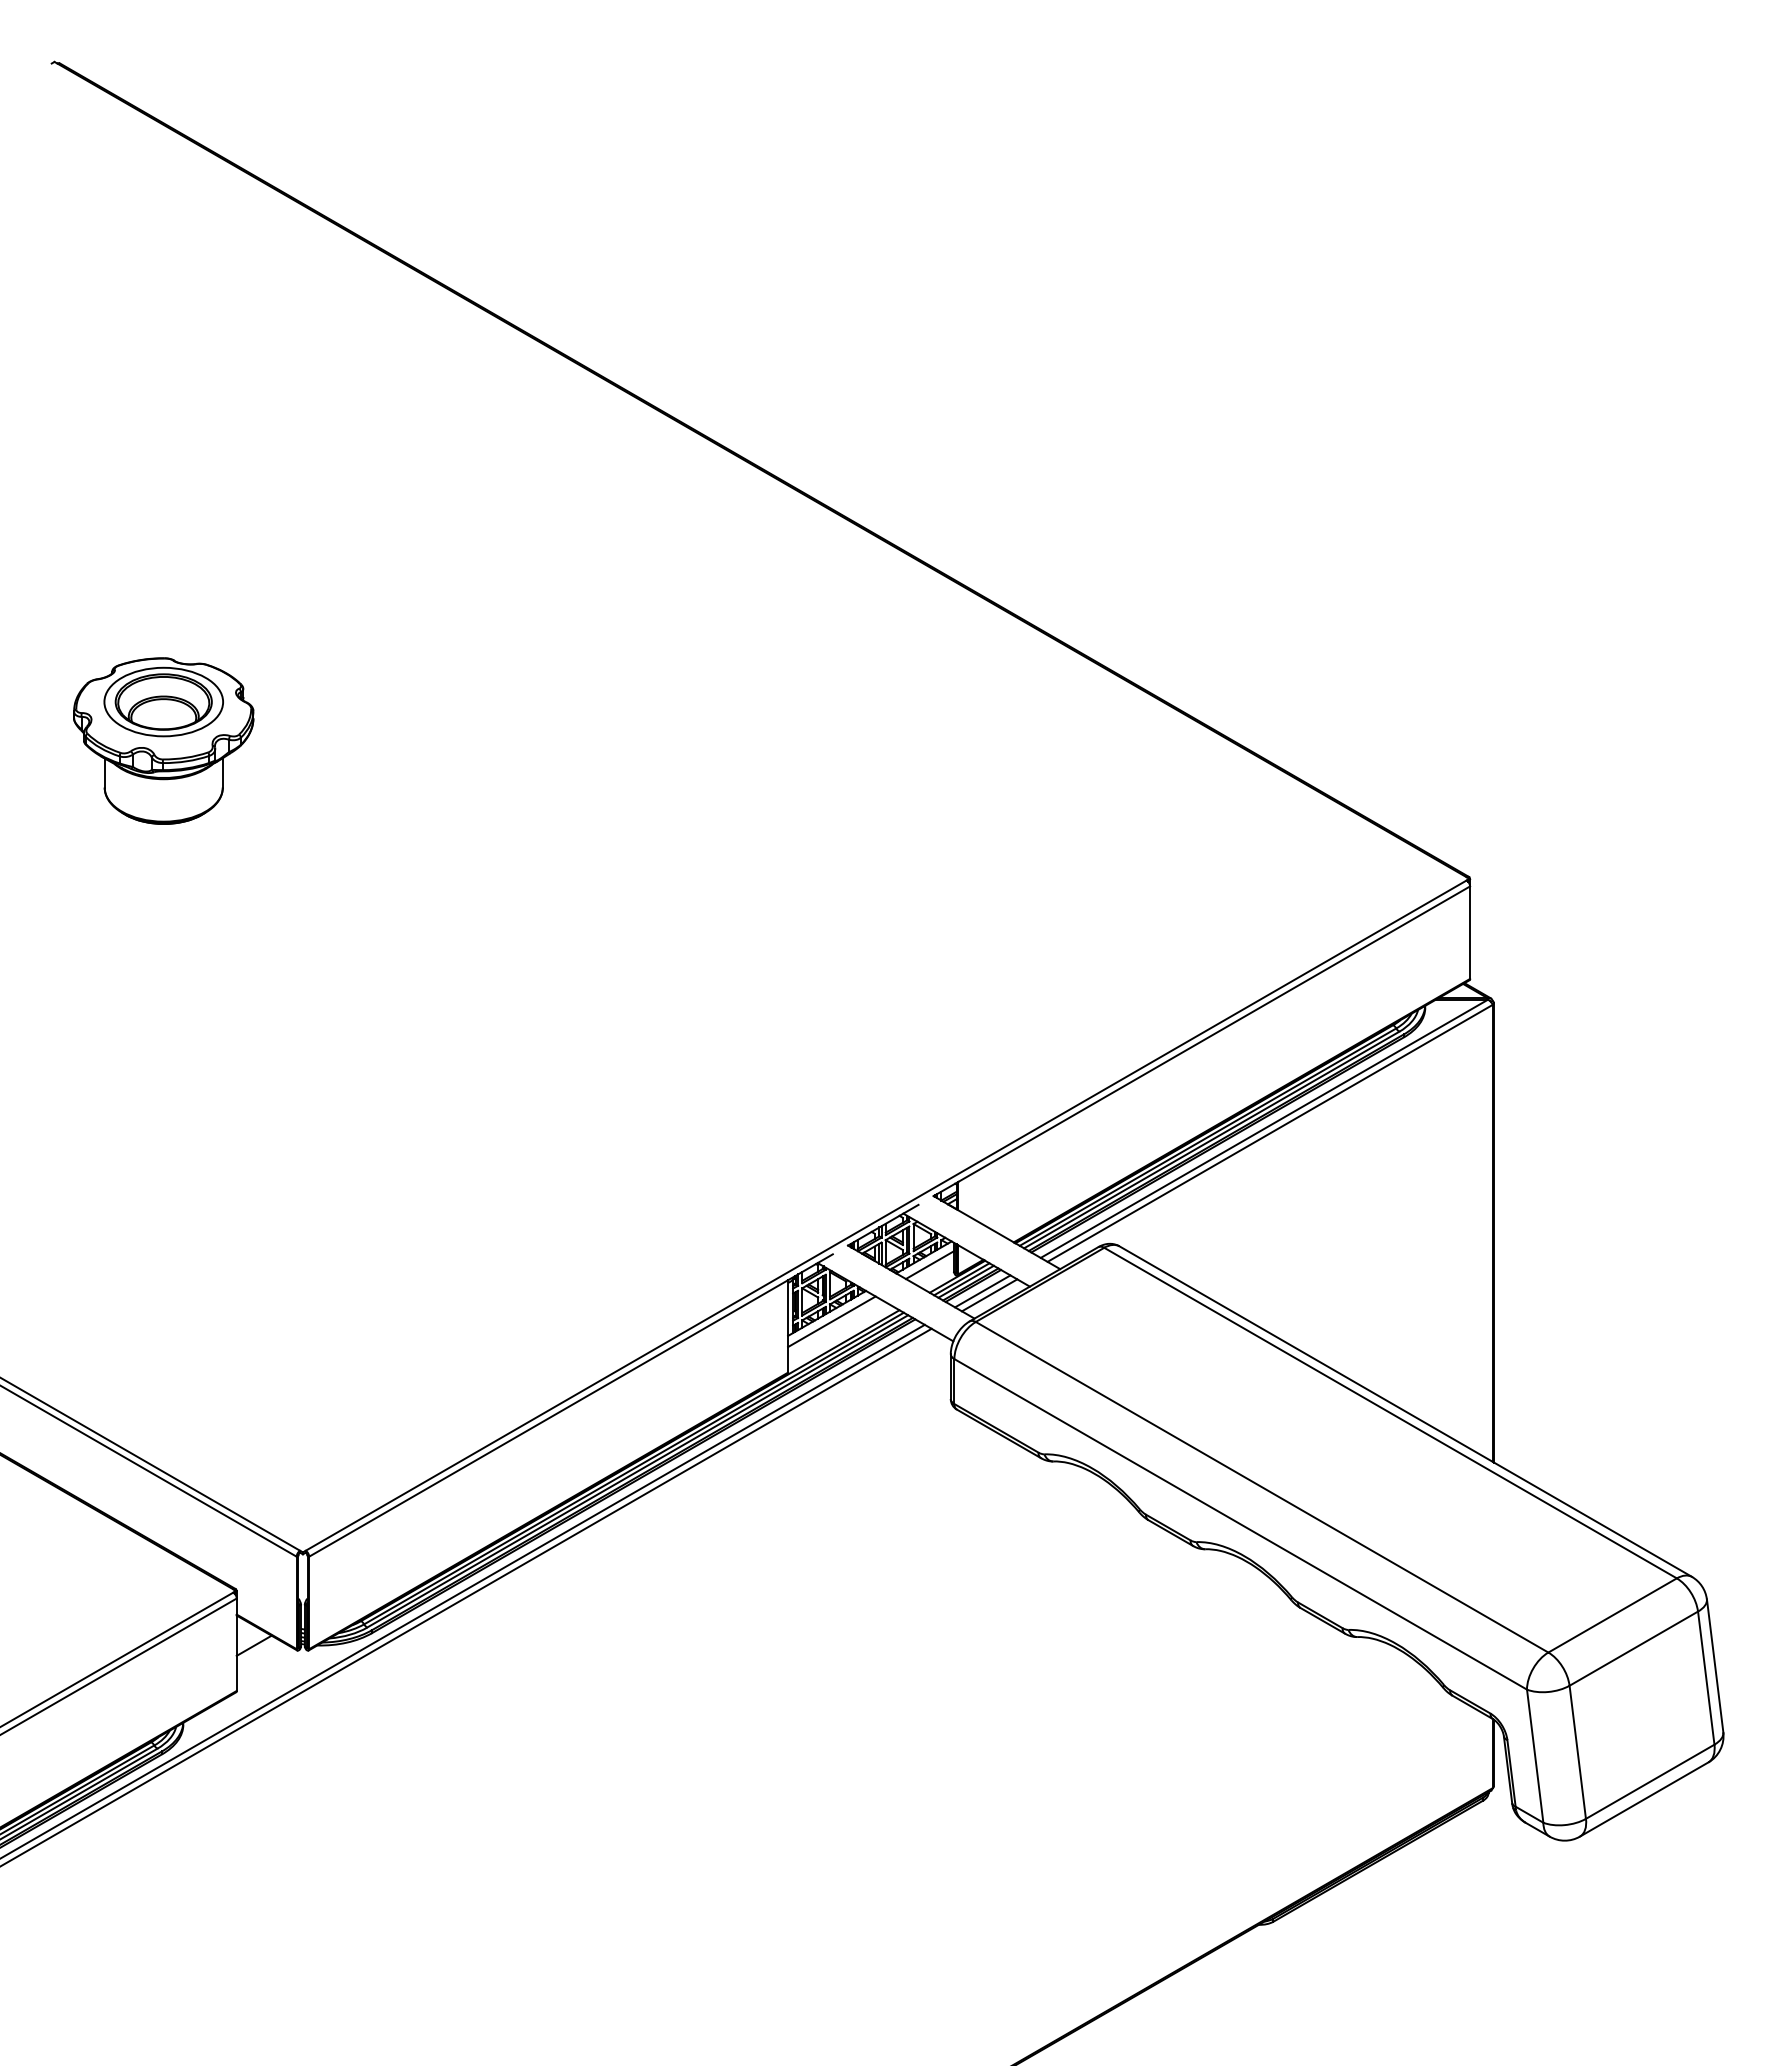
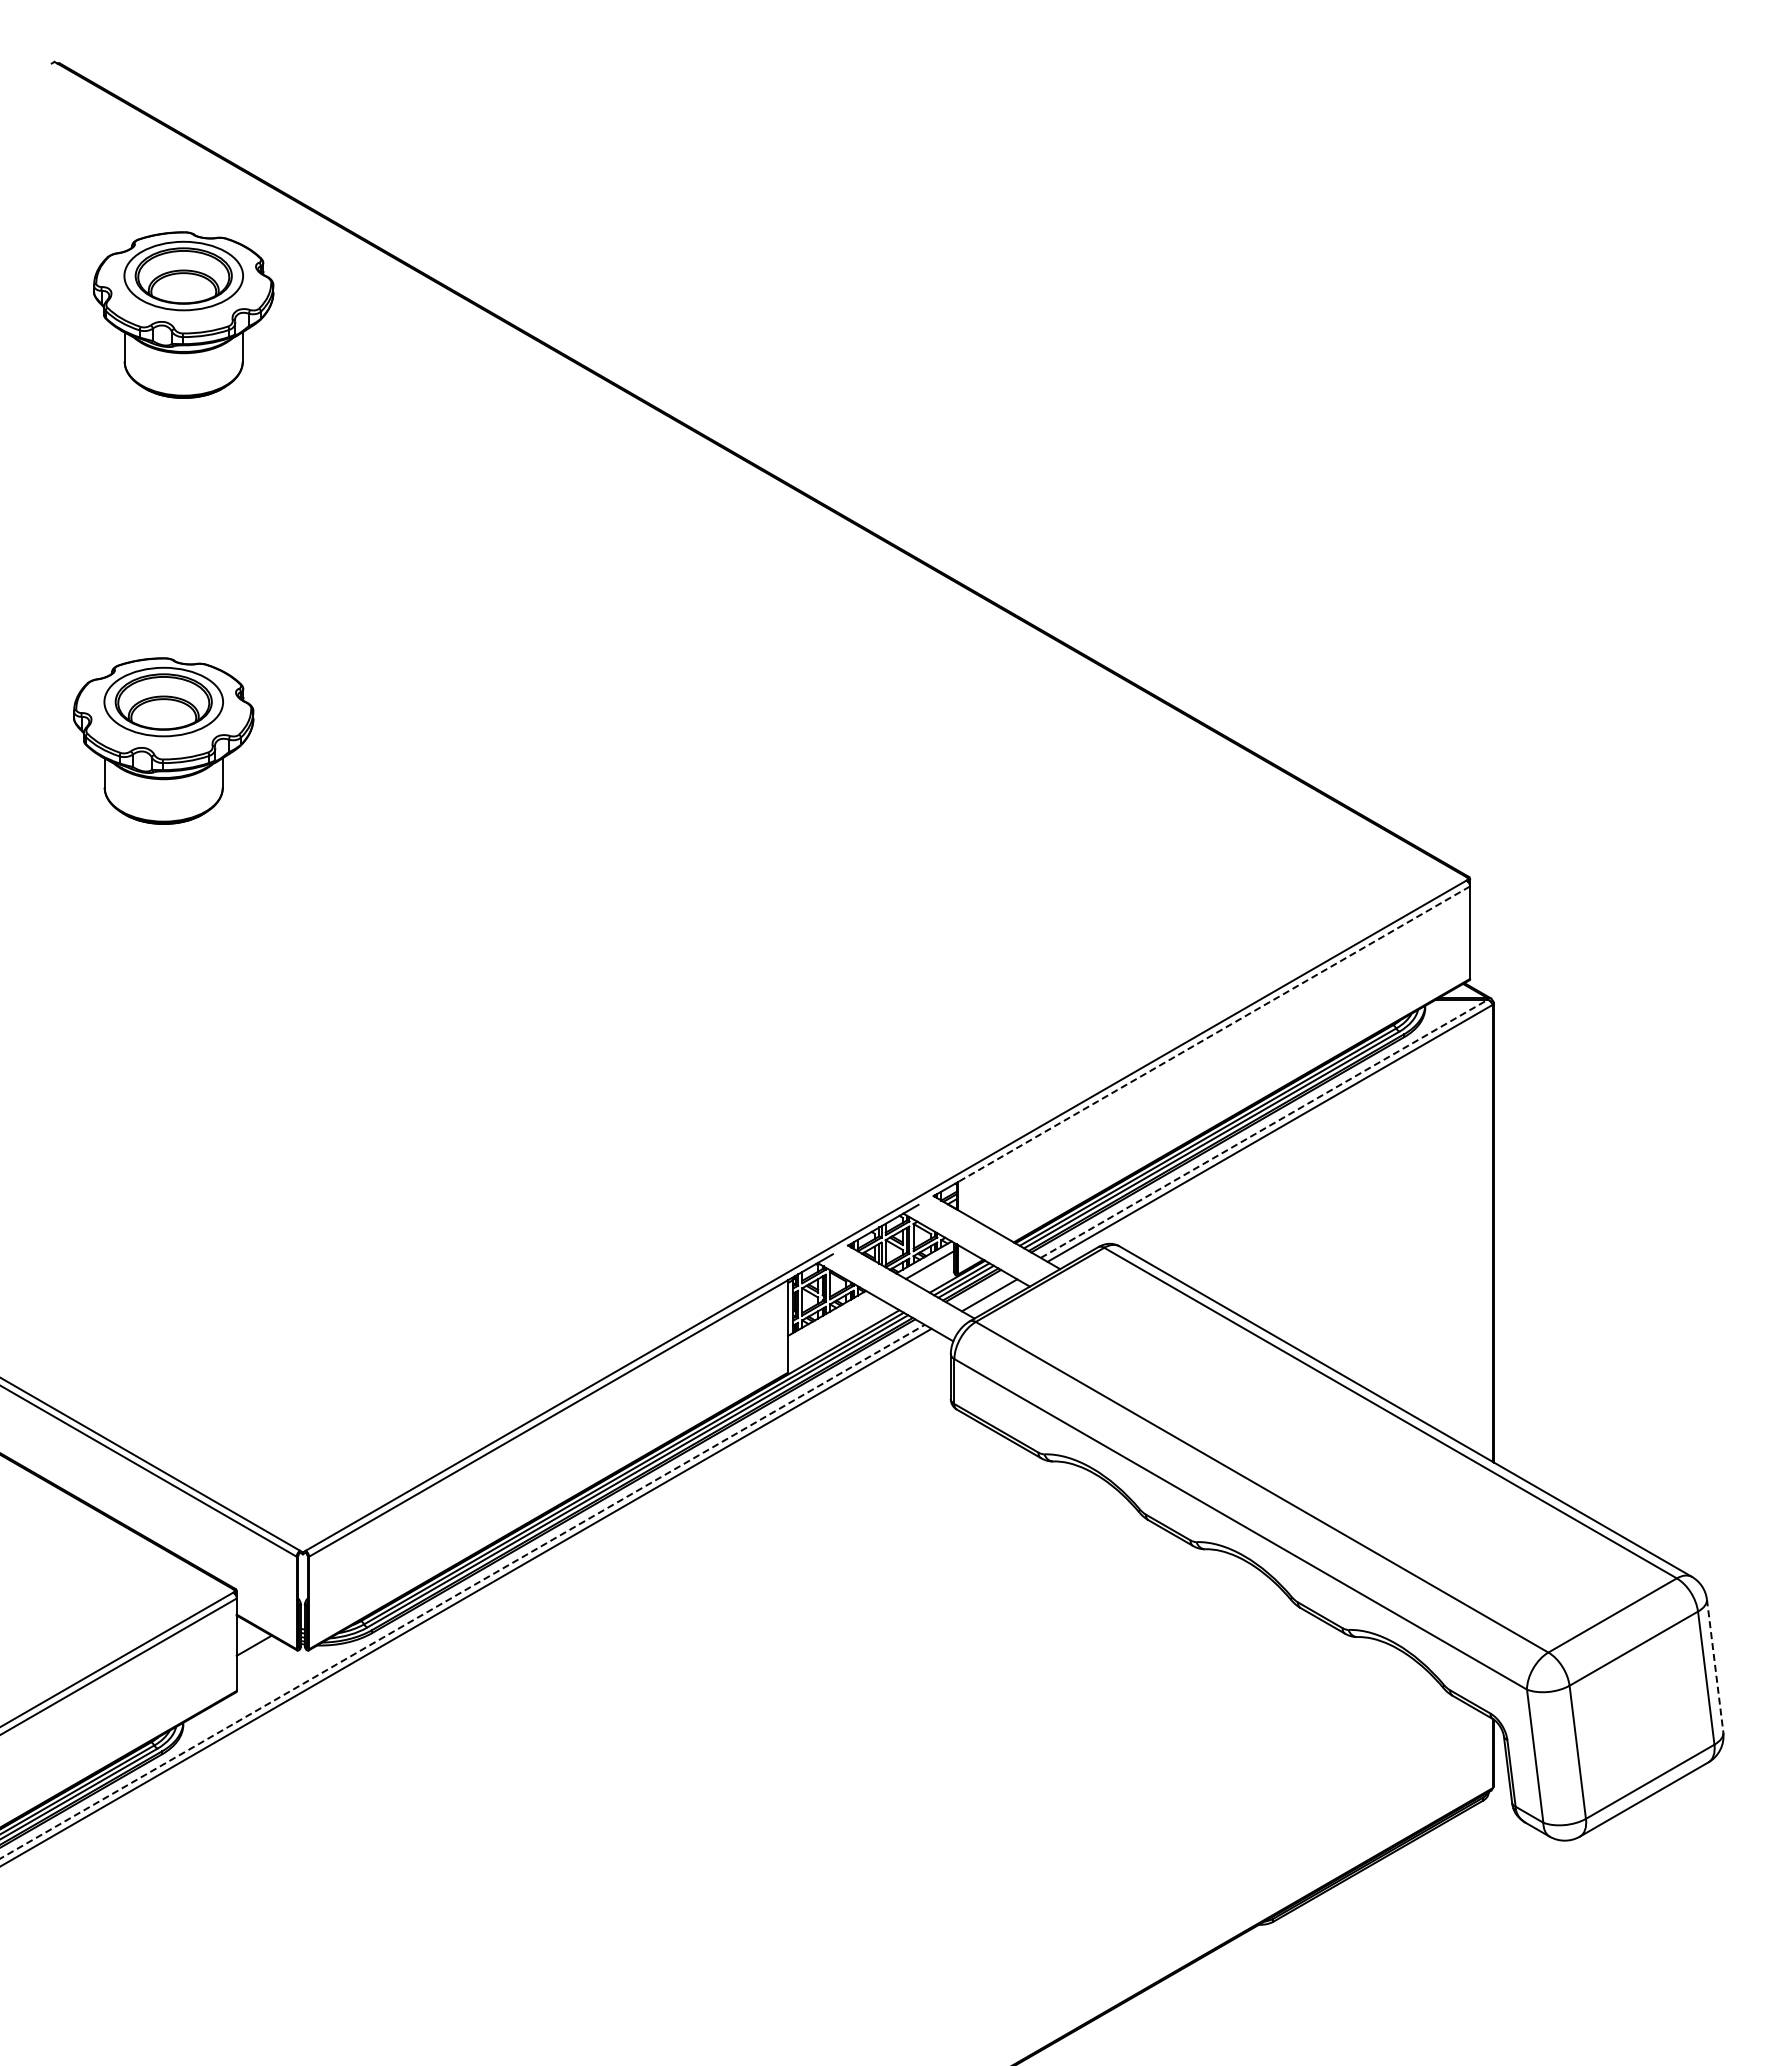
part: none -> present (183, 314)
line: solid -> dashed (1213, 1034)
line: solid -> dashed (1264, 1128)
line: present -> none (982, 1291)
line: present -> none (831, 1321)
line: solid -> dashed (462, 1591)
line: solid -> dashed (1715, 1666)
